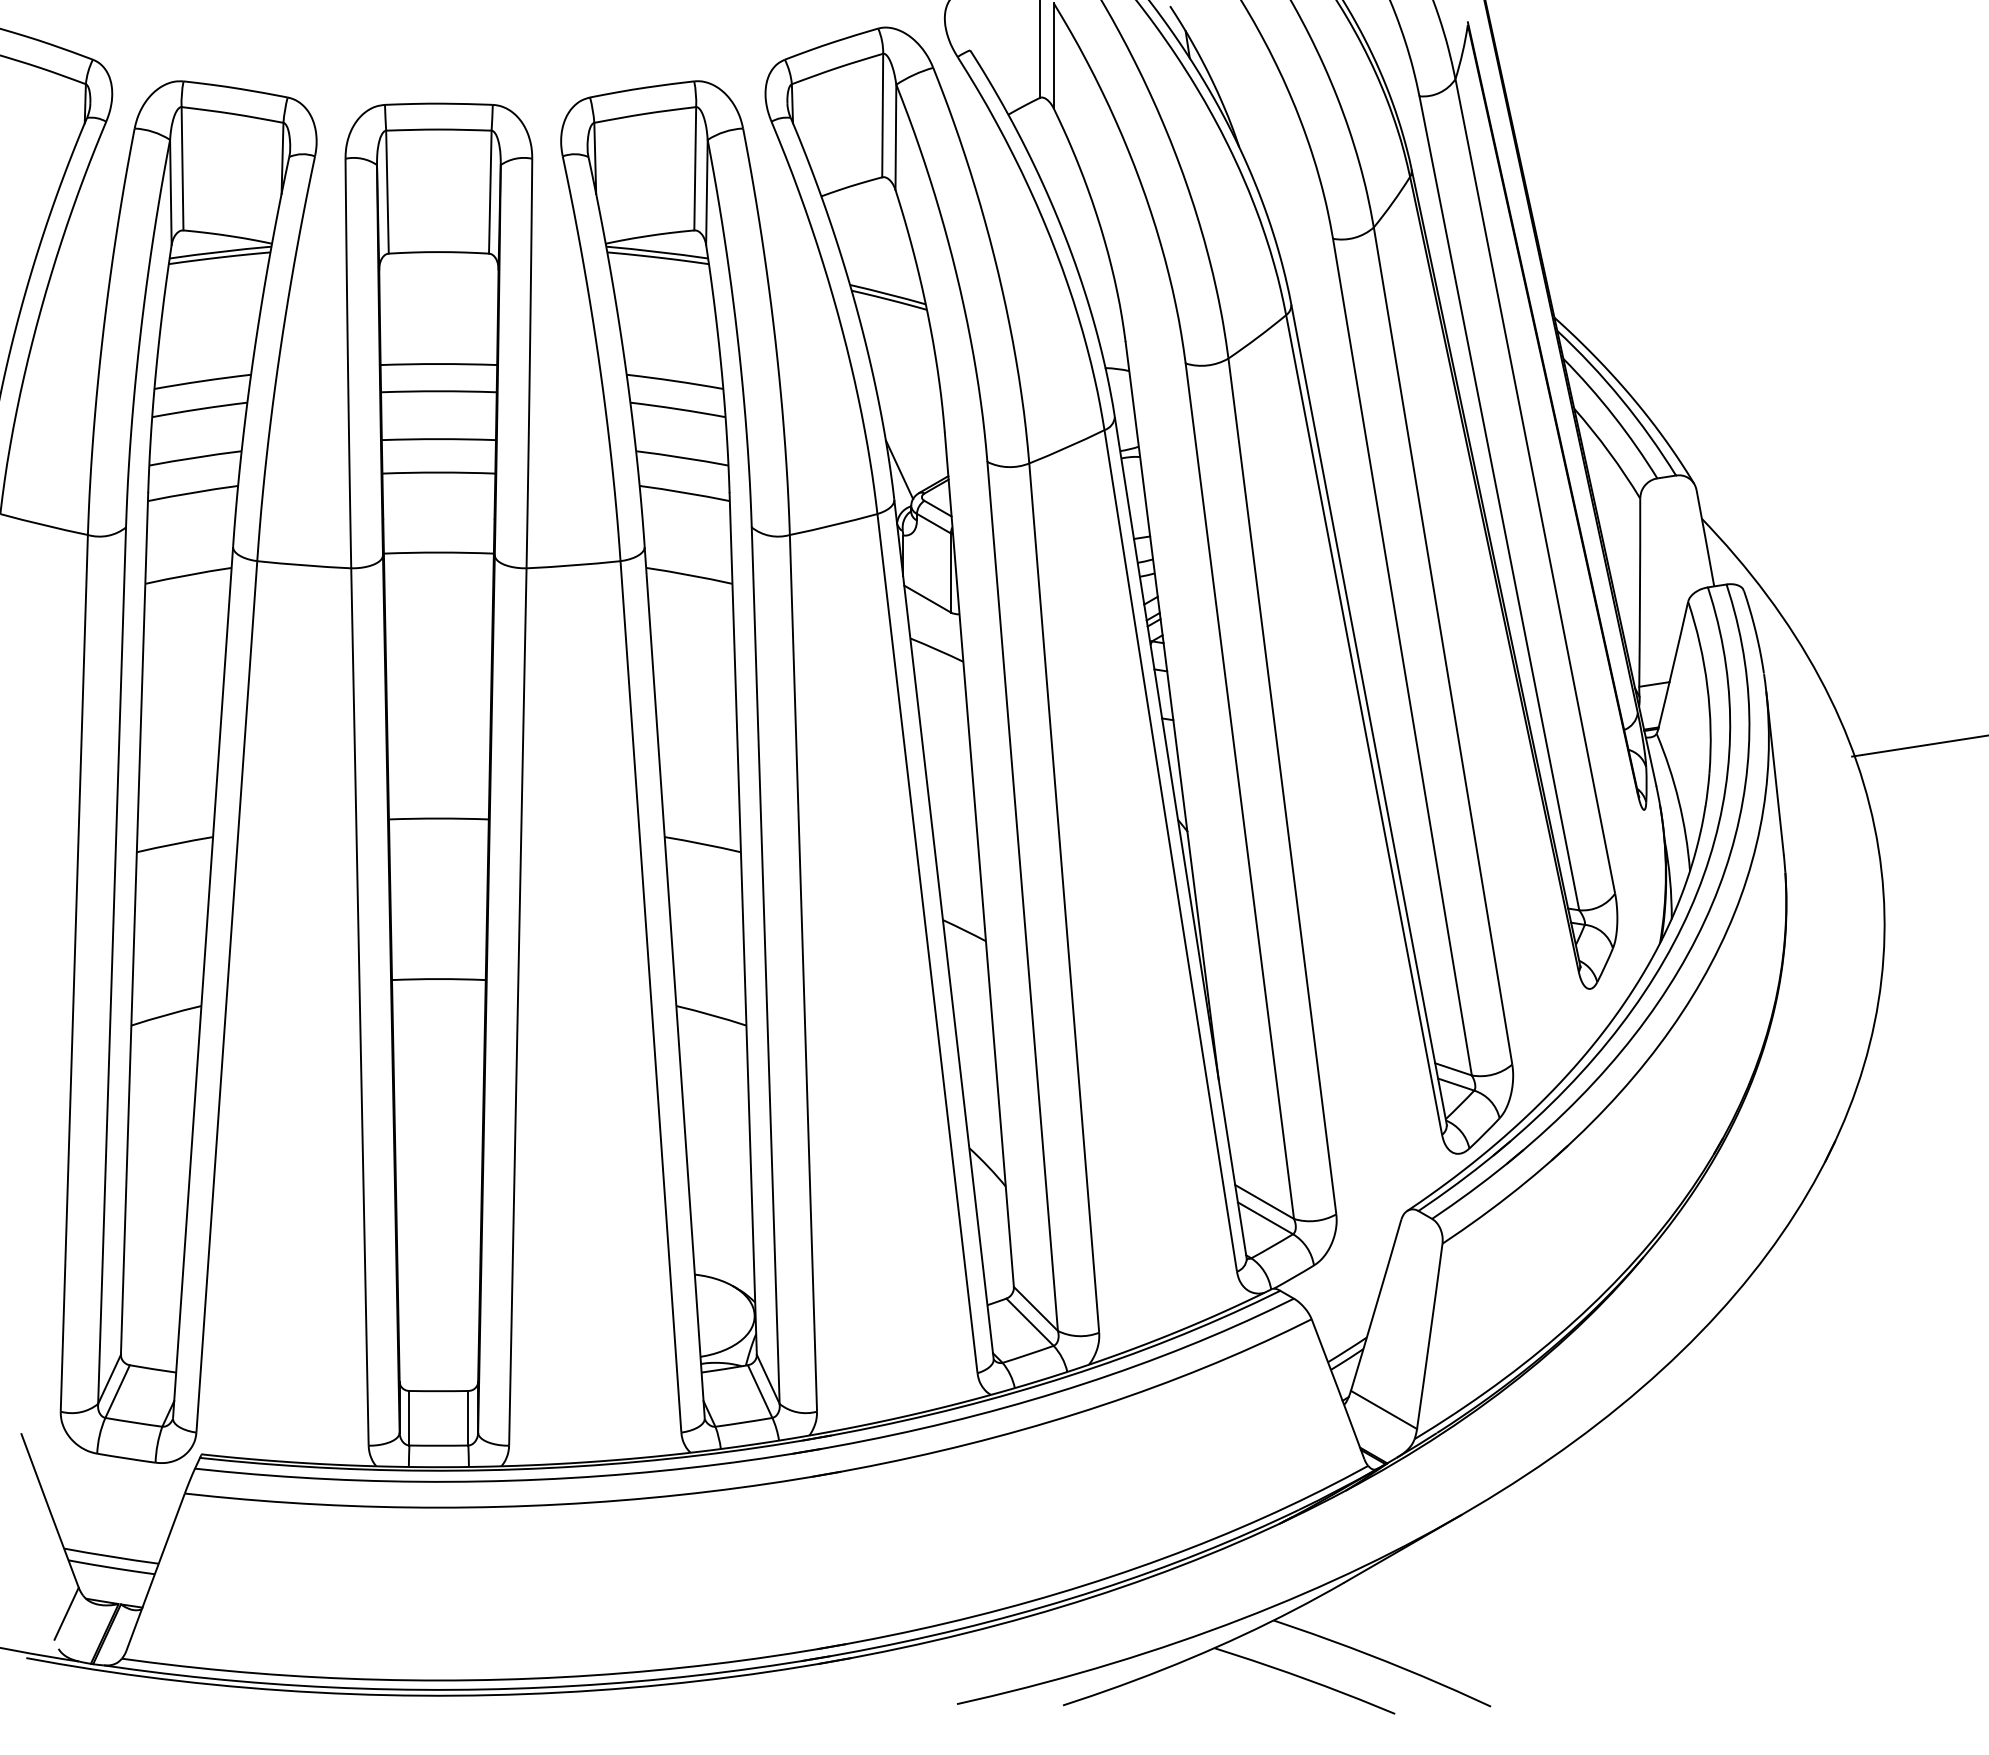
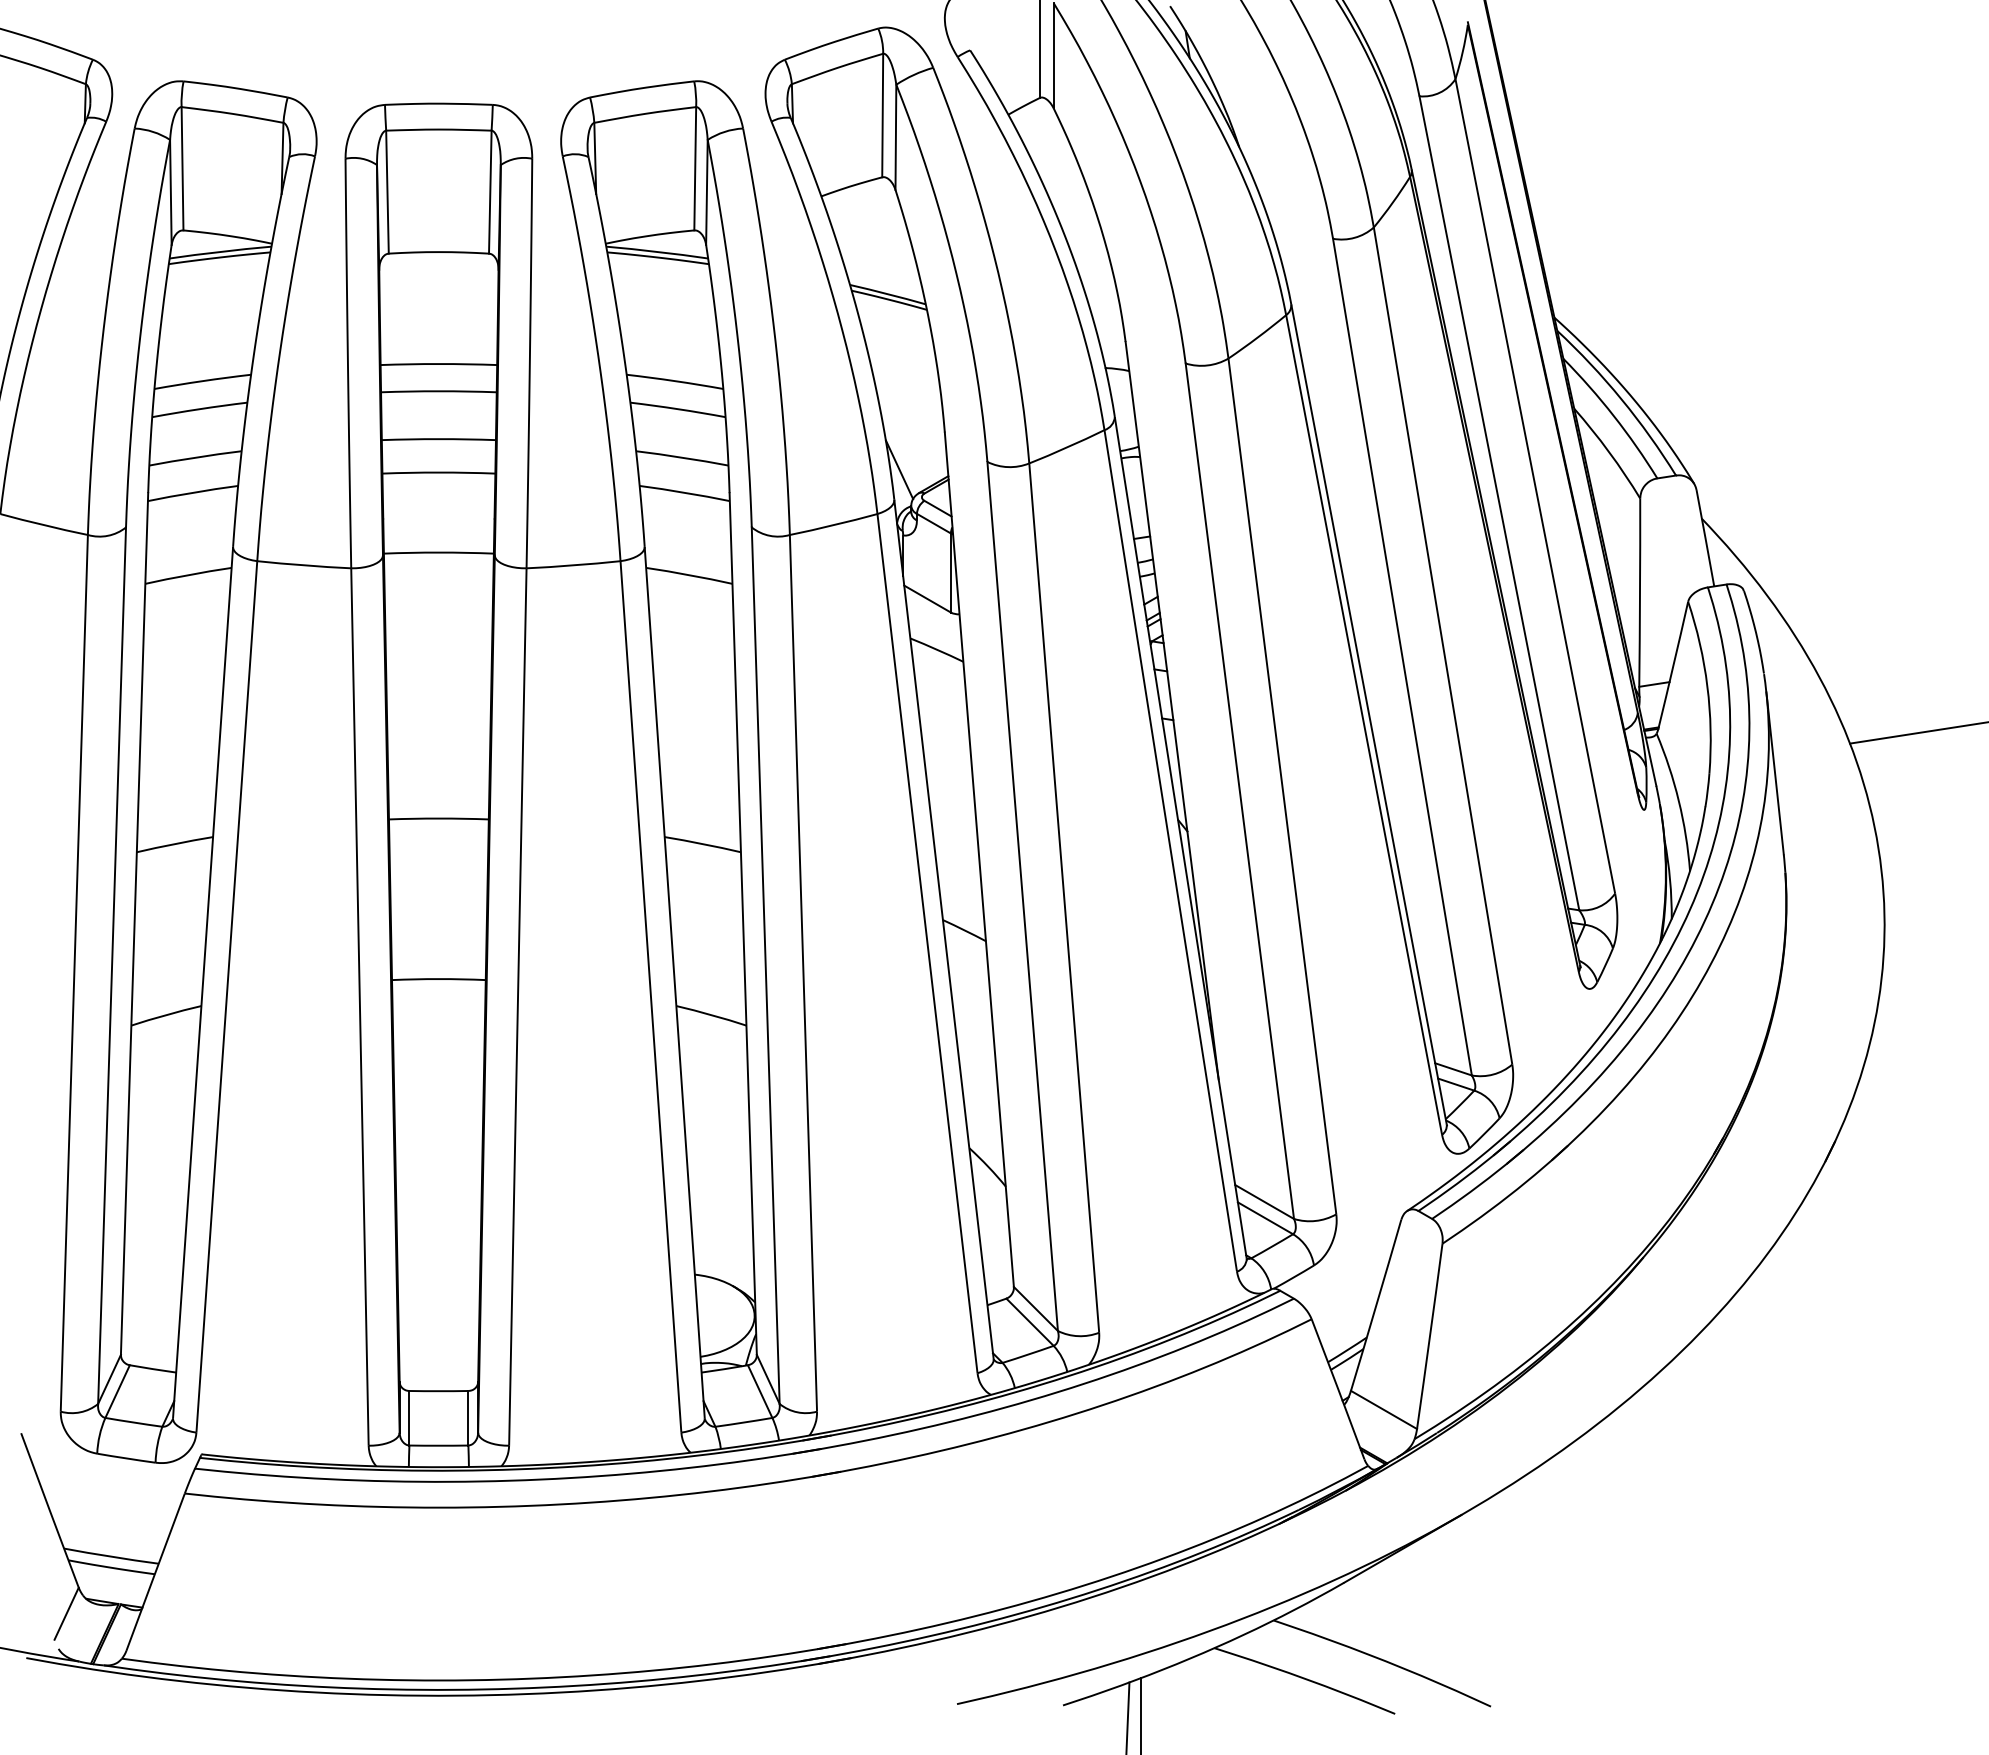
line position: (1918, 745) -> (1917, 732) (1917, 732)
line: none -> present (1141, 1714)
line: none -> present (1127, 1716)
